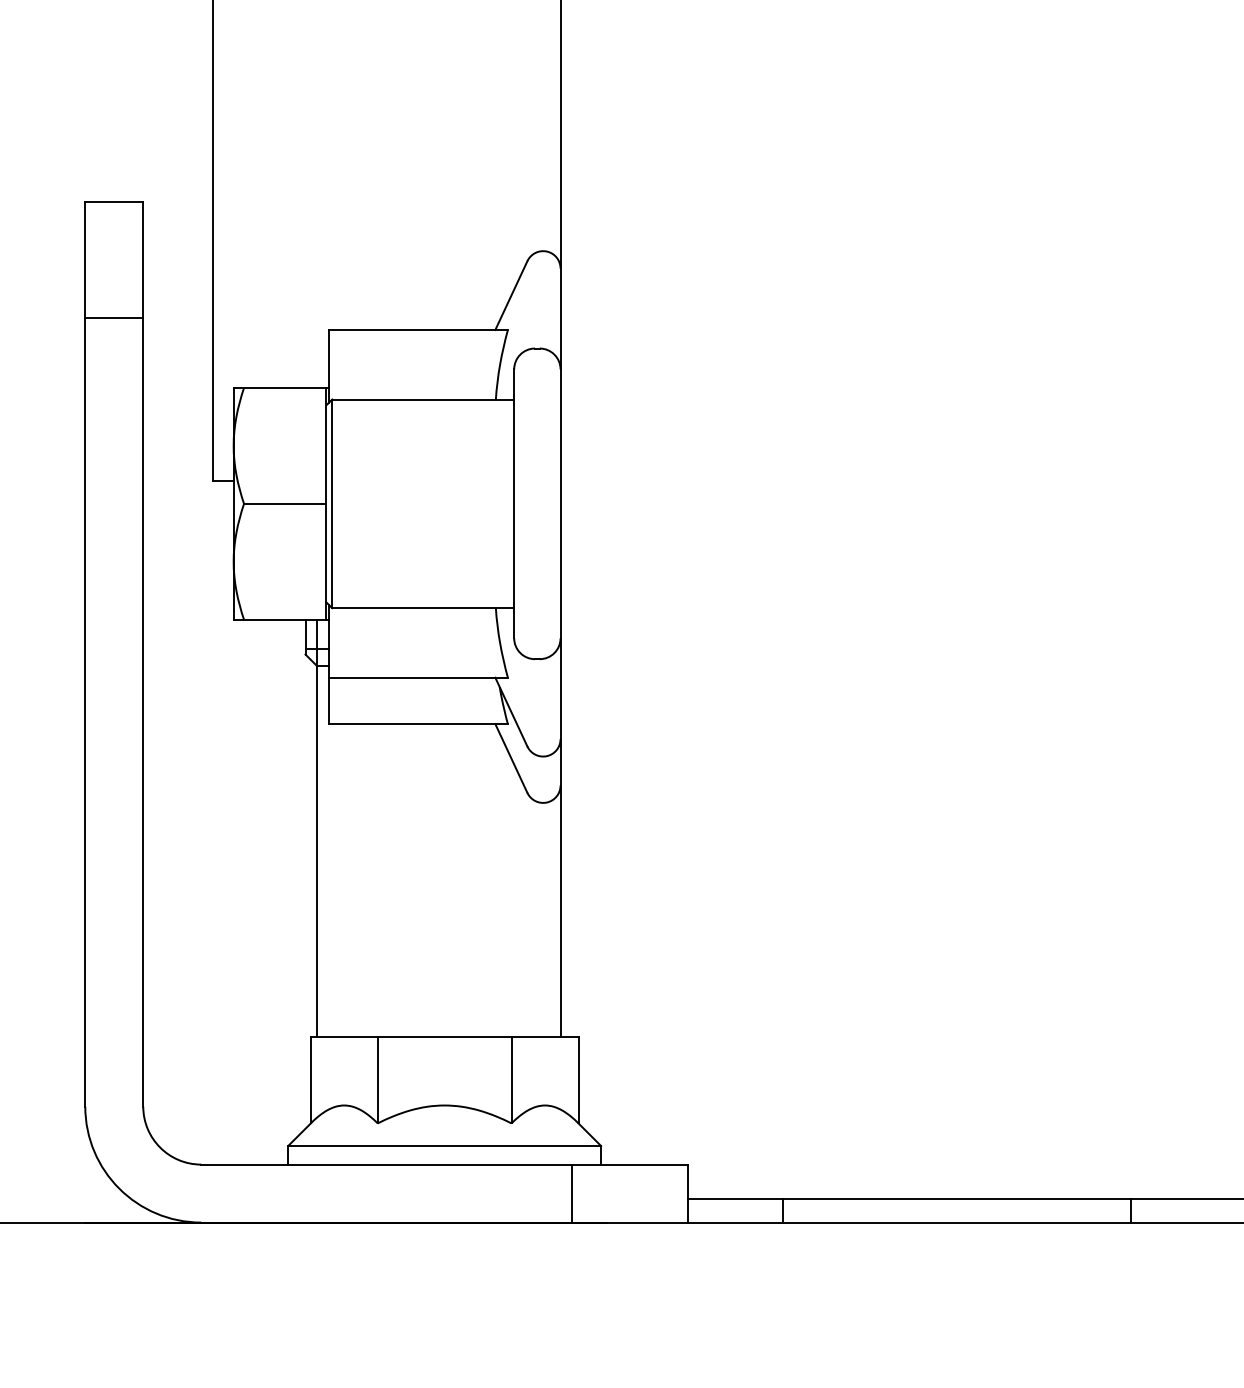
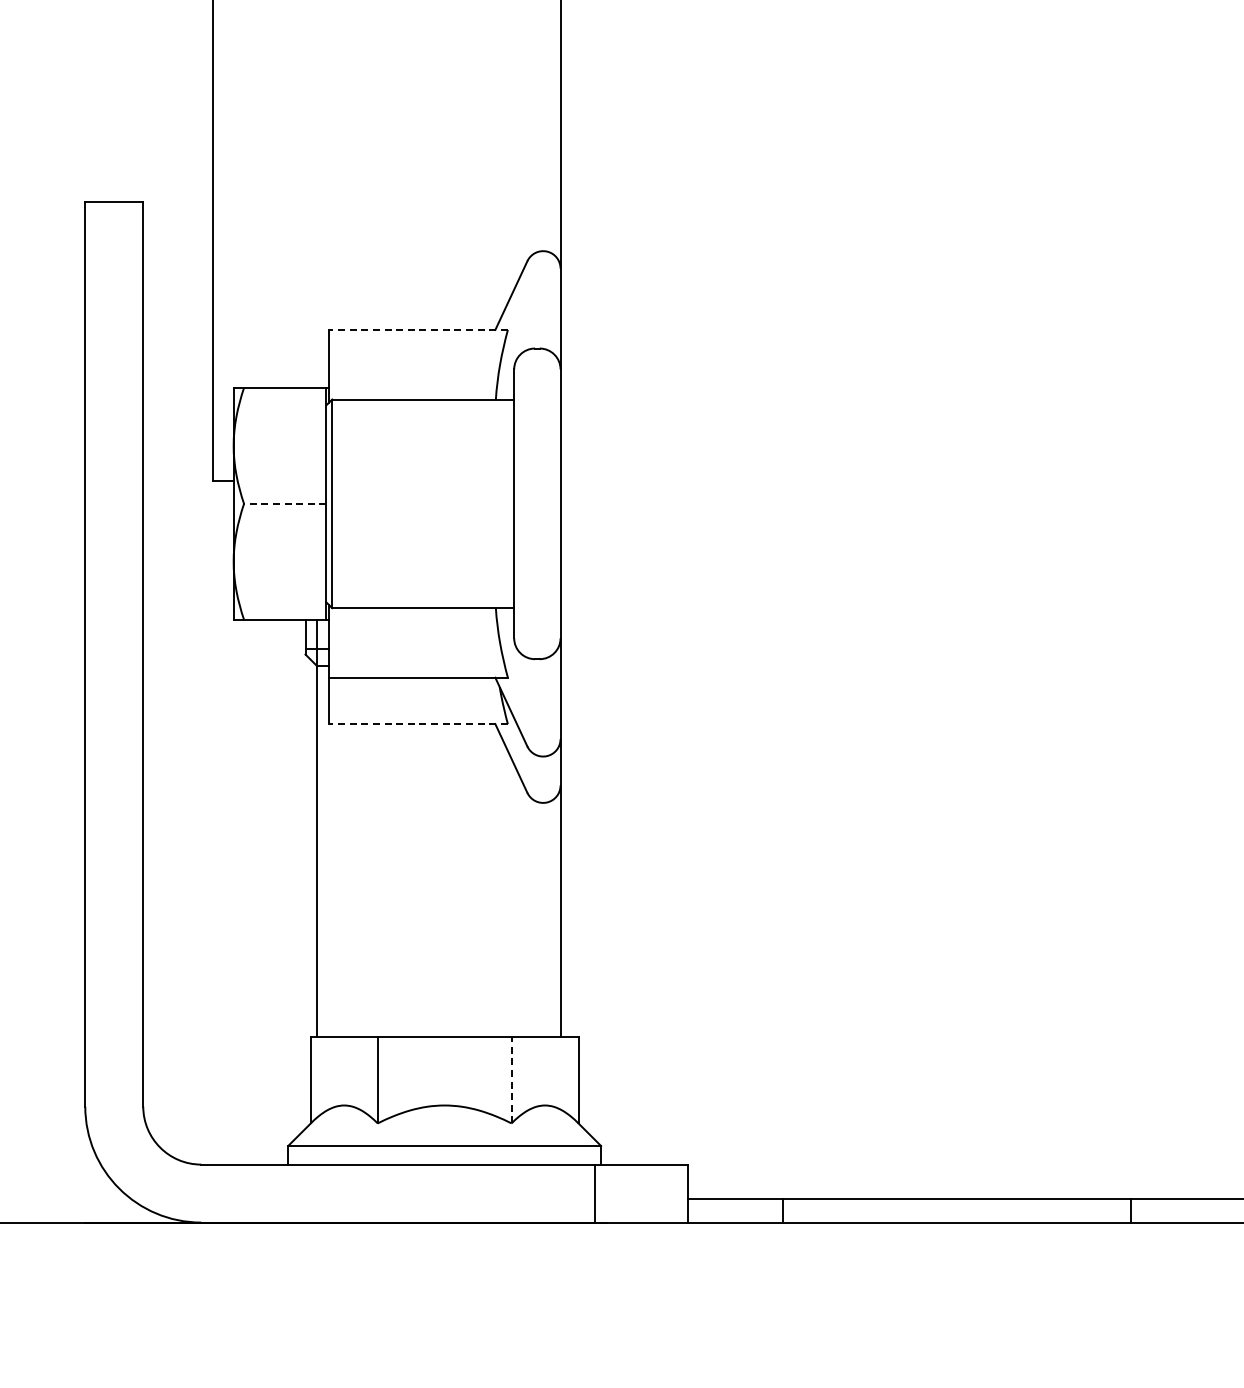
line: present -> none (114, 318)
line: solid -> dashed (418, 329)
line: solid -> dashed (284, 503)
line: solid -> dashed (418, 724)
line: solid -> dashed (511, 1079)
line position: (572, 1193) -> (595, 1193) (595, 1193)
